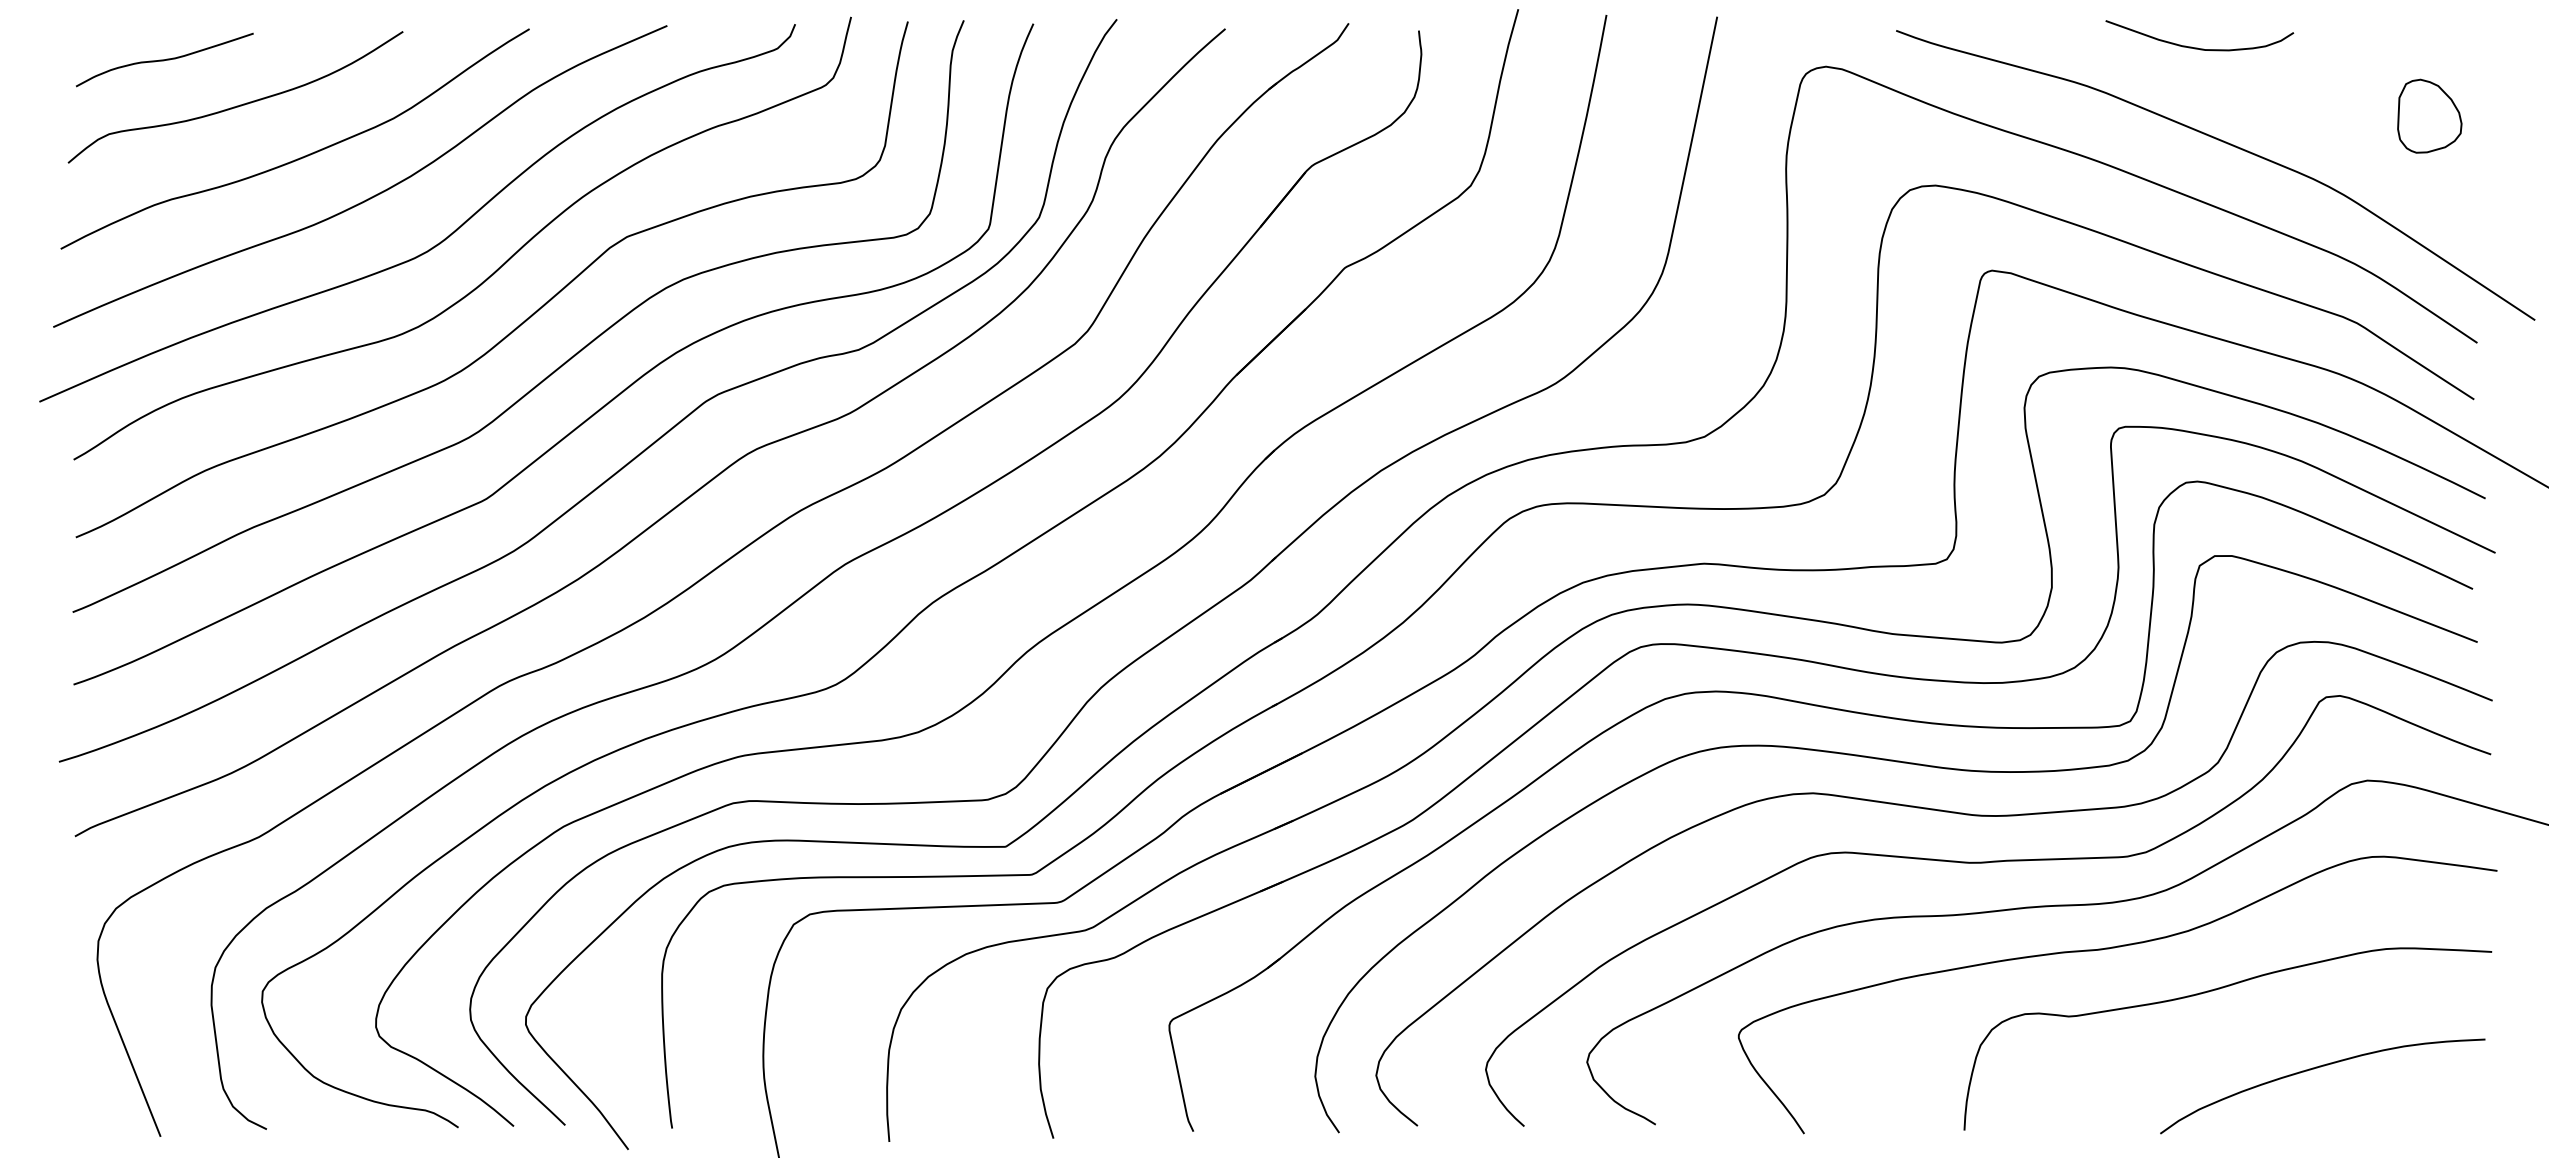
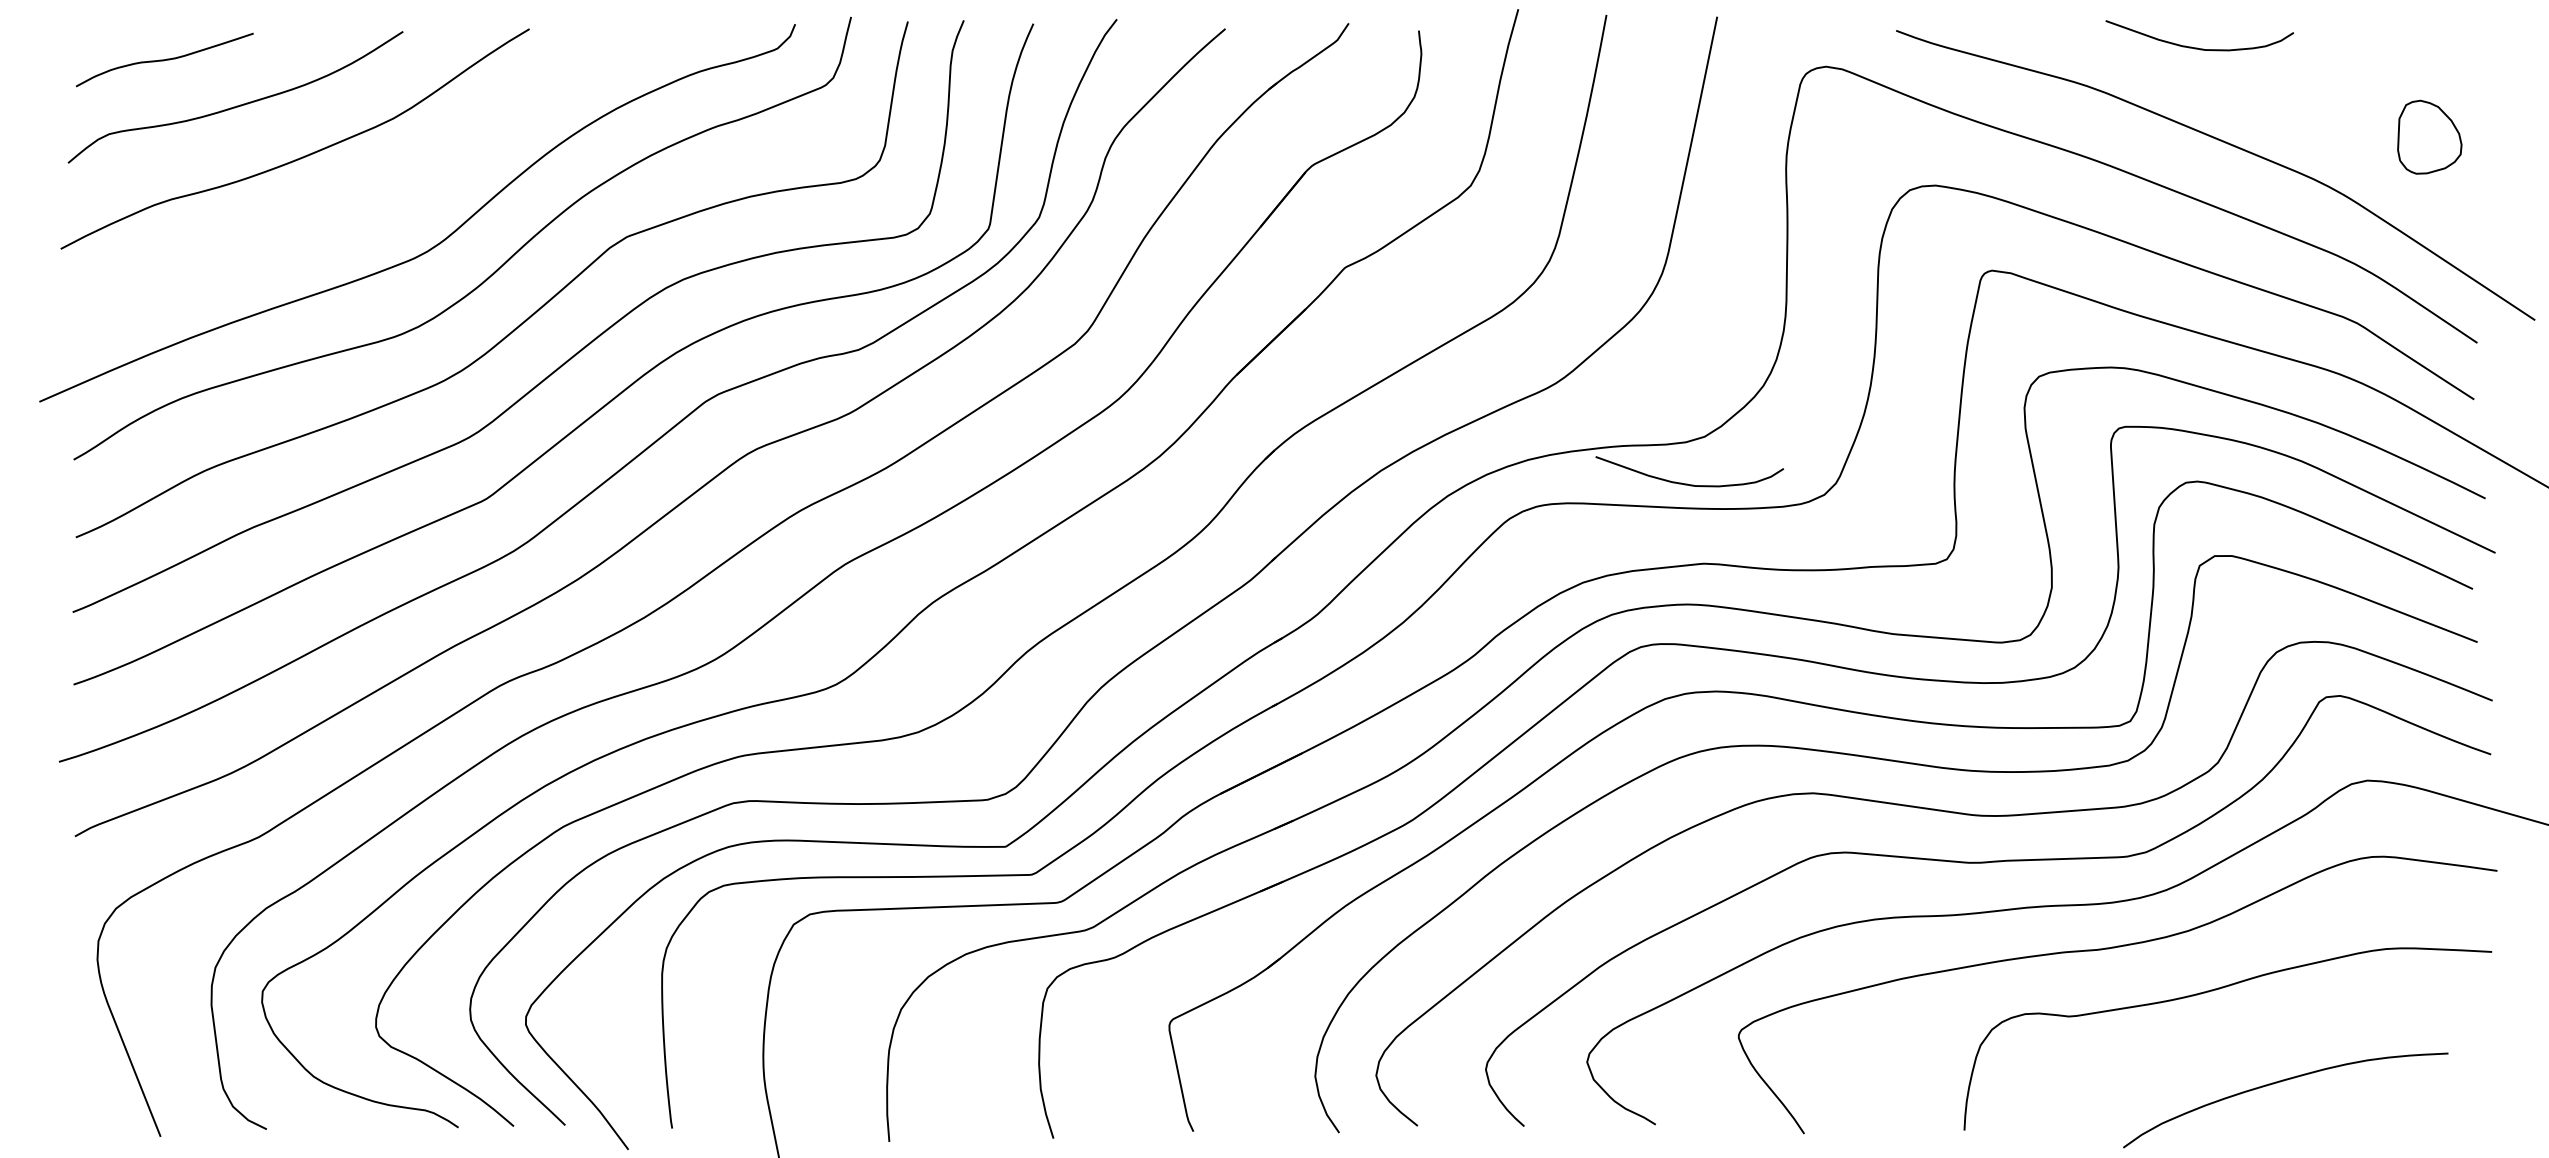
part position: (2429, 115) -> (2429, 136) (2429, 136)
curve: present -> none (371, 196)
curve: none -> present (1687, 483)
curve position: (2317, 1068) -> (2280, 1082) (2280, 1082)
